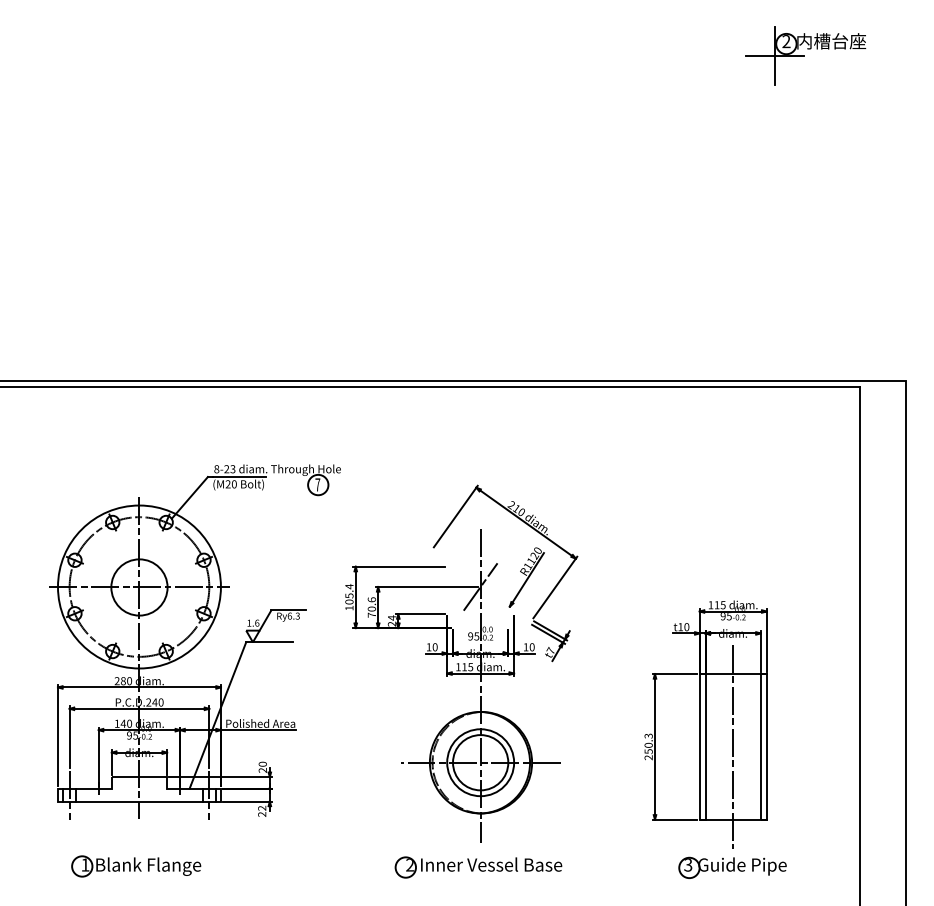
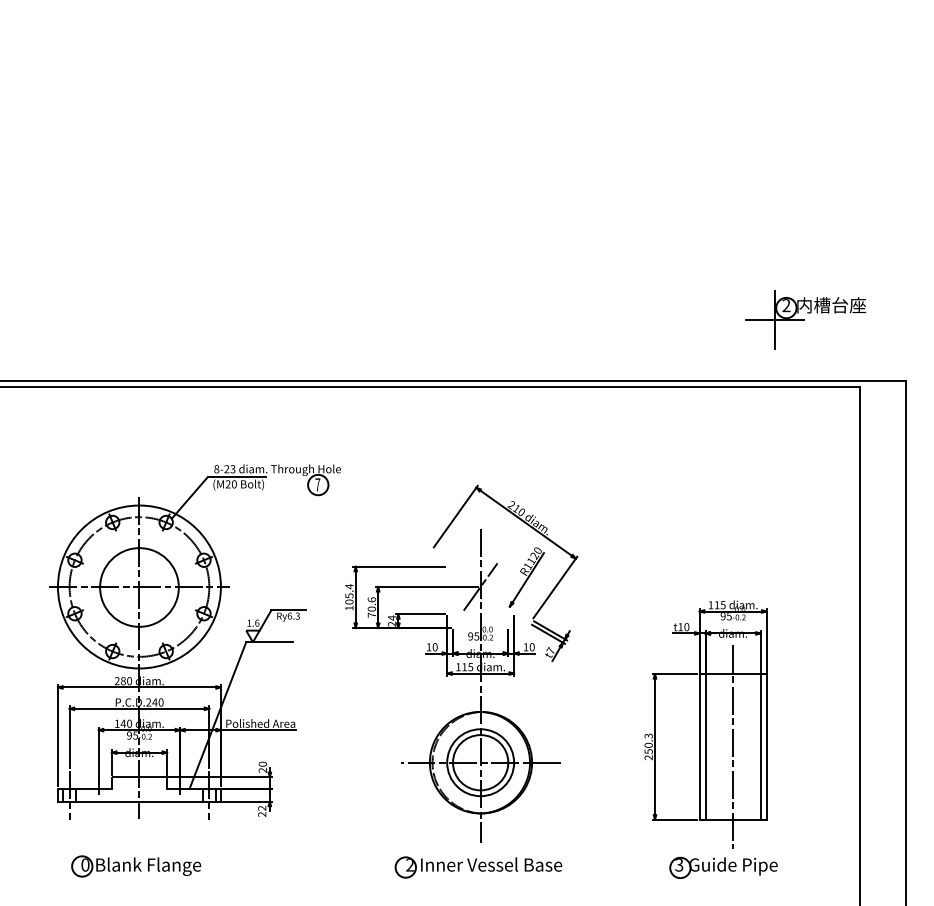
part position: (805, 55) -> (805, 319) (805, 319)
circle diameter: 56 px -> 79 px (139, 587)
text: 1 -> 0 (85, 864)
part position: (732, 867) -> (723, 867) (723, 867)
